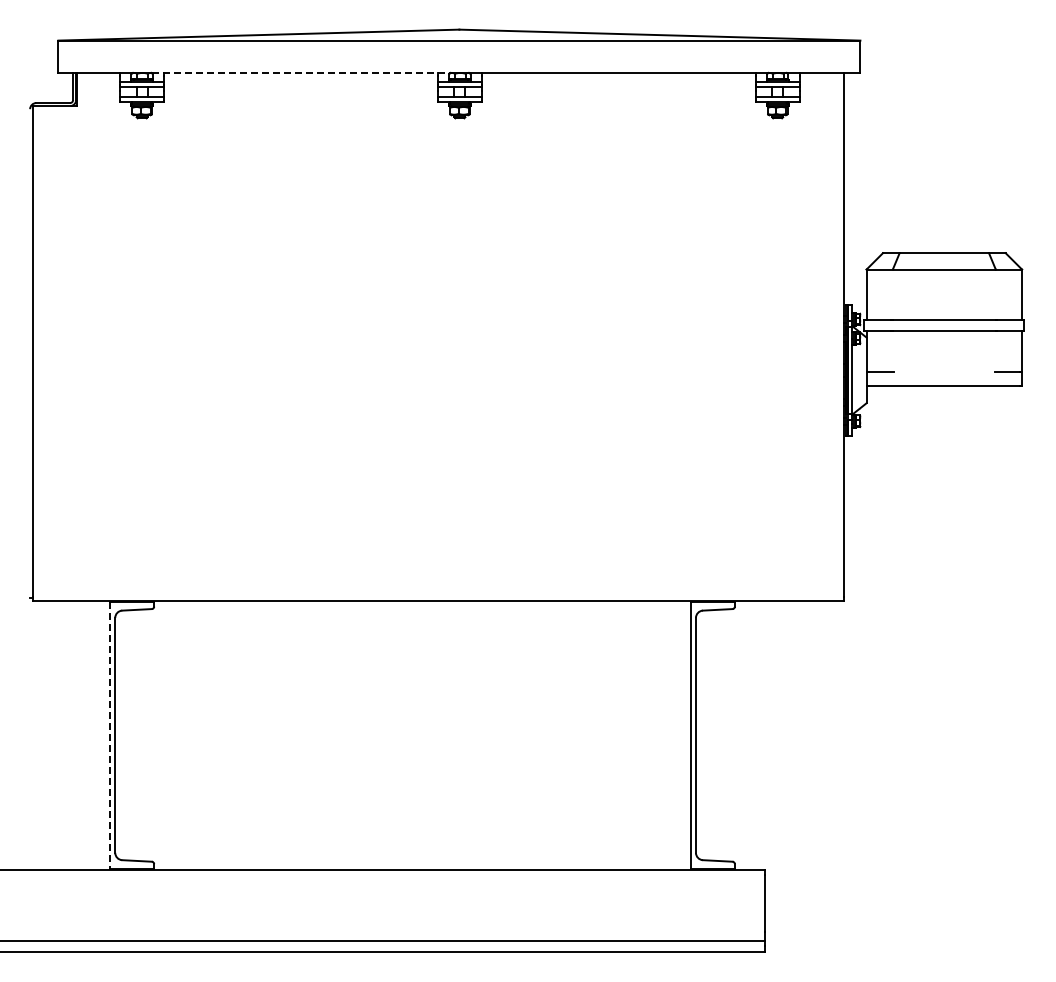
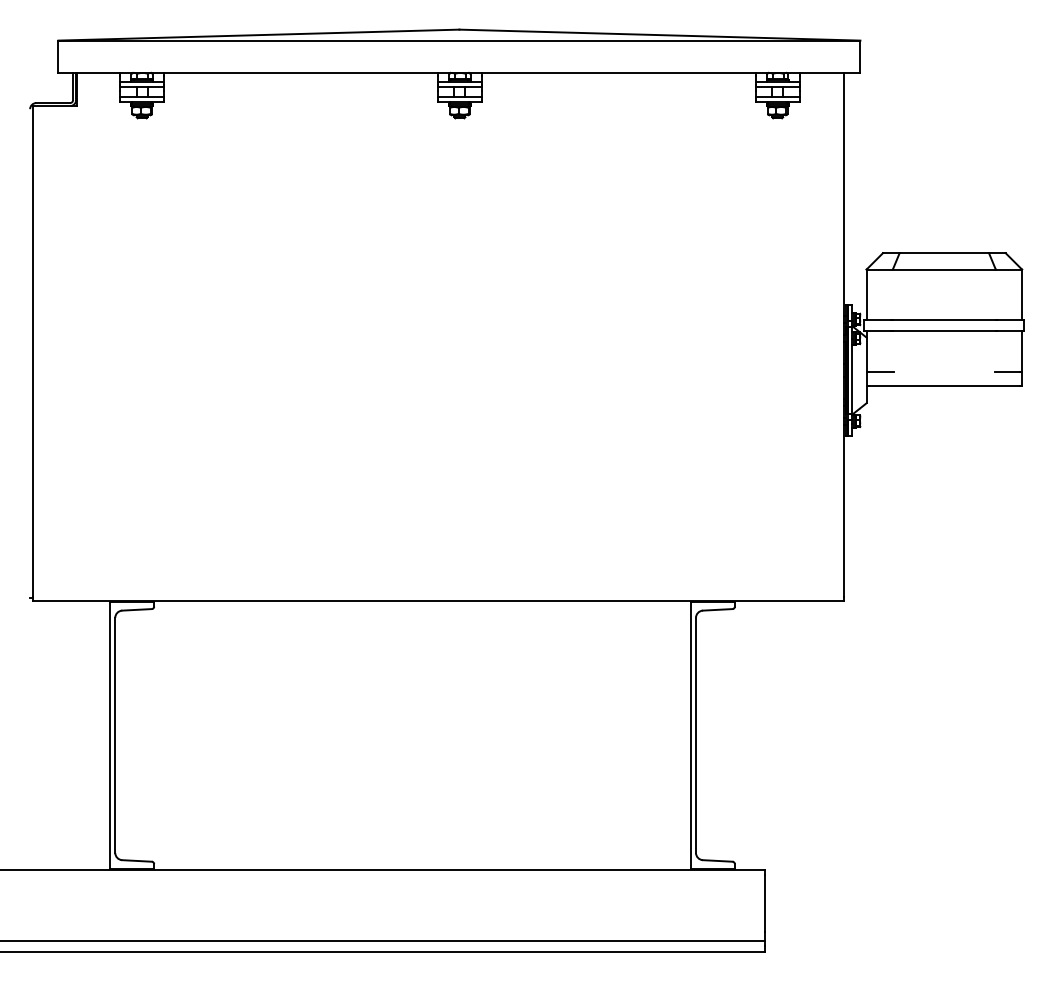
line: dashed -> solid (301, 73)
line: dashed -> solid (110, 735)
